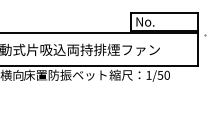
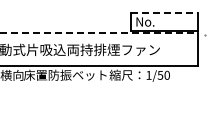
line: solid -> dashed (164, 13)
line: solid -> dashed (99, 32)
